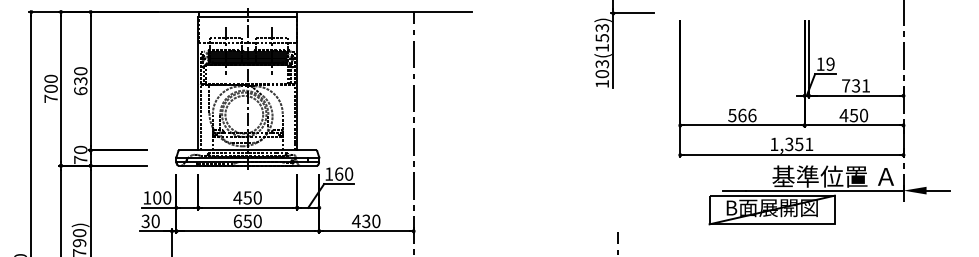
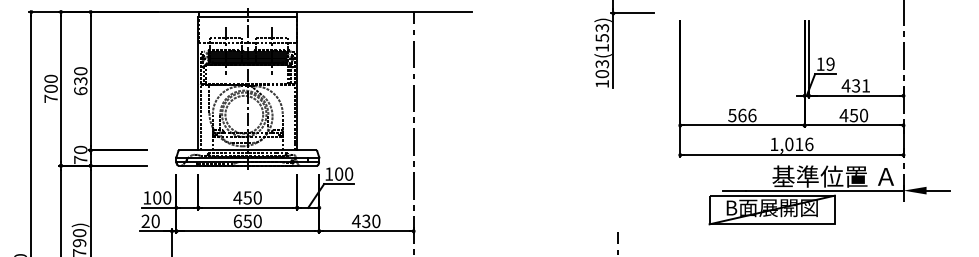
text: 731 -> 431 (845, 85)
text: 1,351 -> 1,016 (799, 144)
text: 160 -> 100 (339, 173)
text: 30 -> 20 (145, 221)
